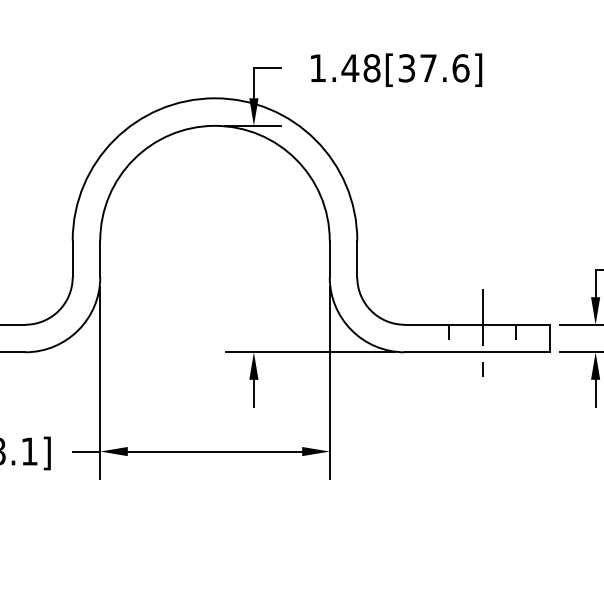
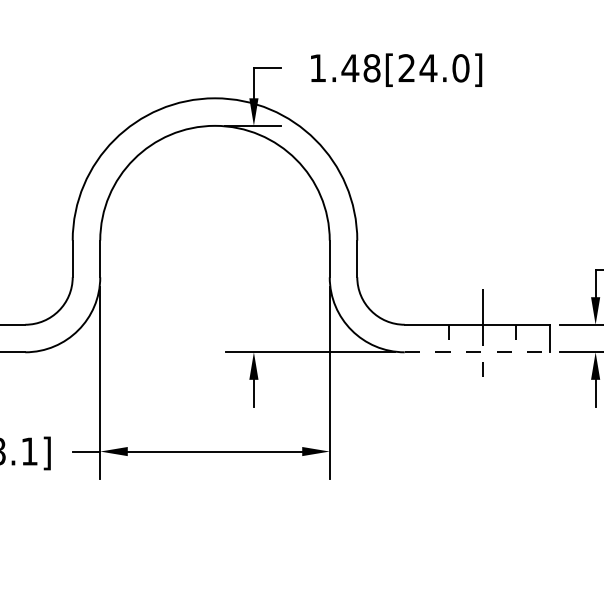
text: 1.48[37.6] -> 1.48[24.0] (433, 68)
line: solid -> dashed (477, 352)
